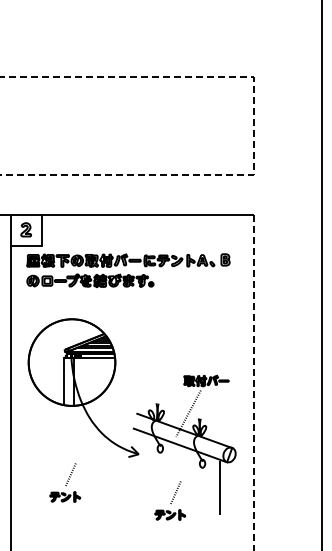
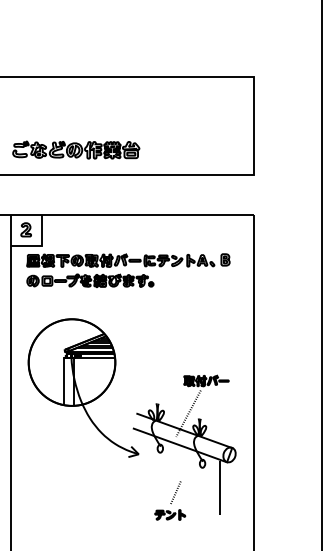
line: dashed -> solid (253, 125)
part: none -> present (76, 149)
line: dashed -> solid (253, 382)
part: present -> none (65, 482)
